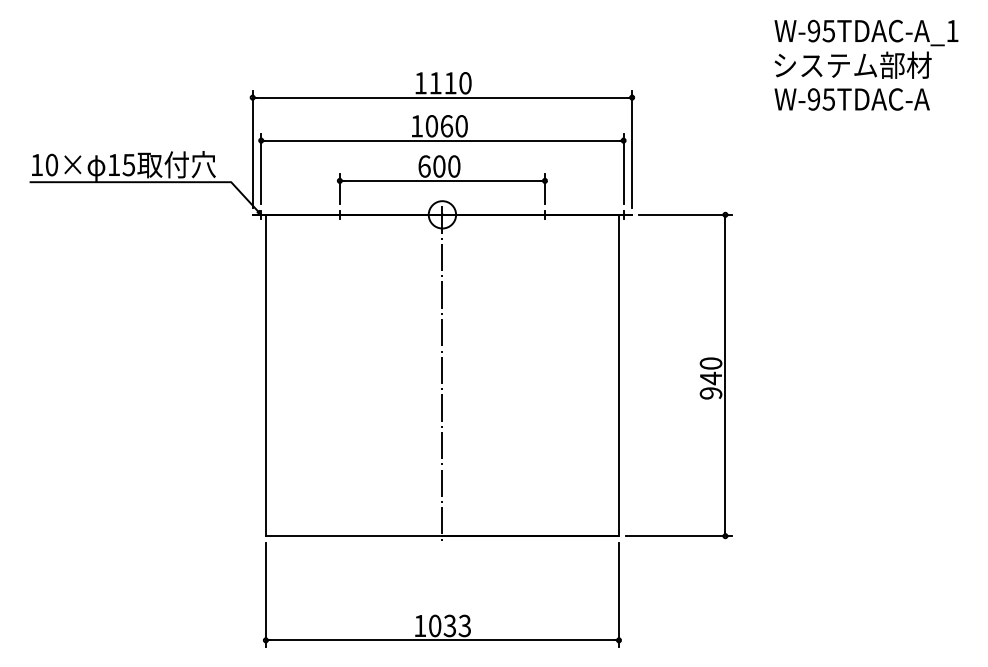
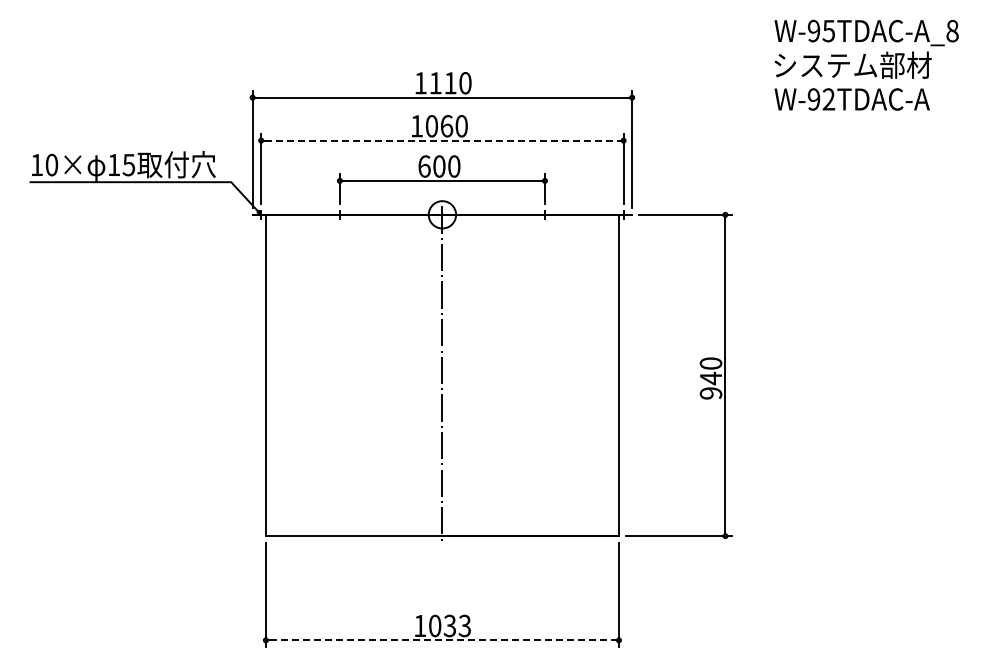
text: W-95TDAC-A_1 -> W-95TDAC-A_8 (952, 30)
text: W-95TDAC-A -> W-92TDAC-A (828, 99)
line: solid -> dashed (442, 140)
line: solid -> dashed (442, 640)
